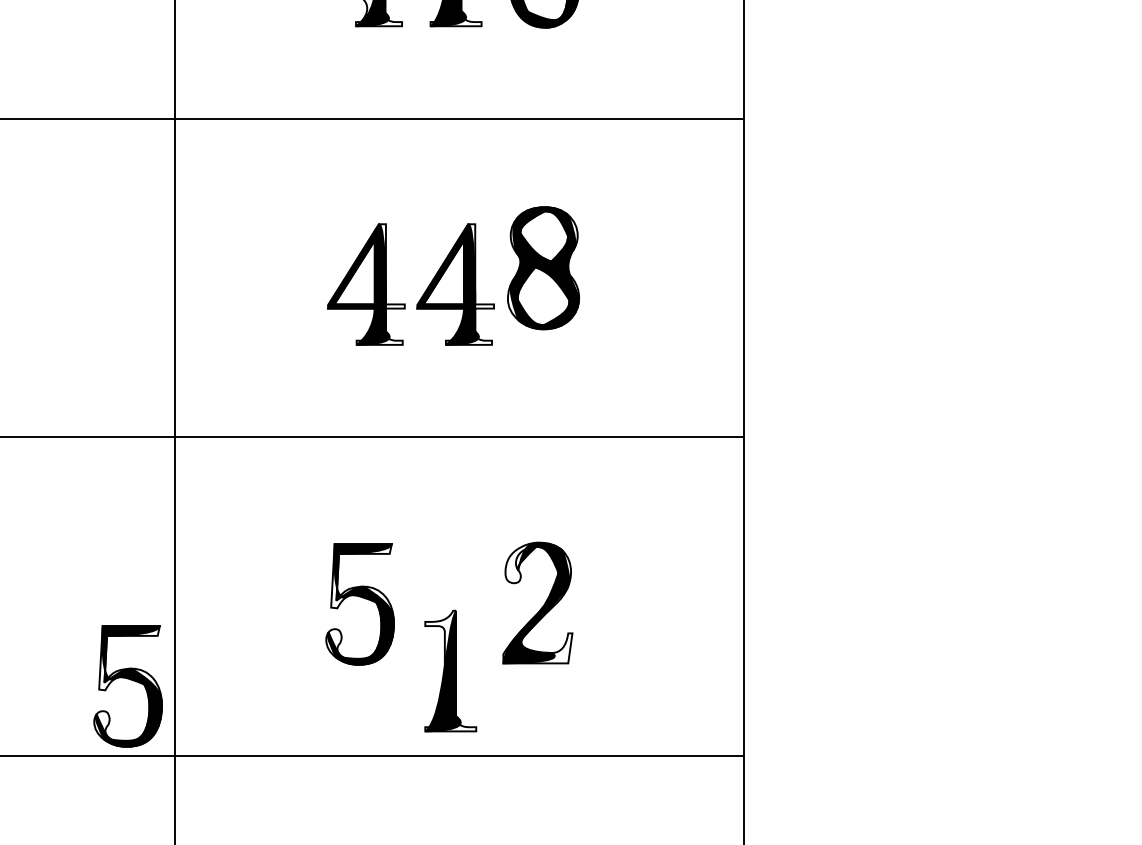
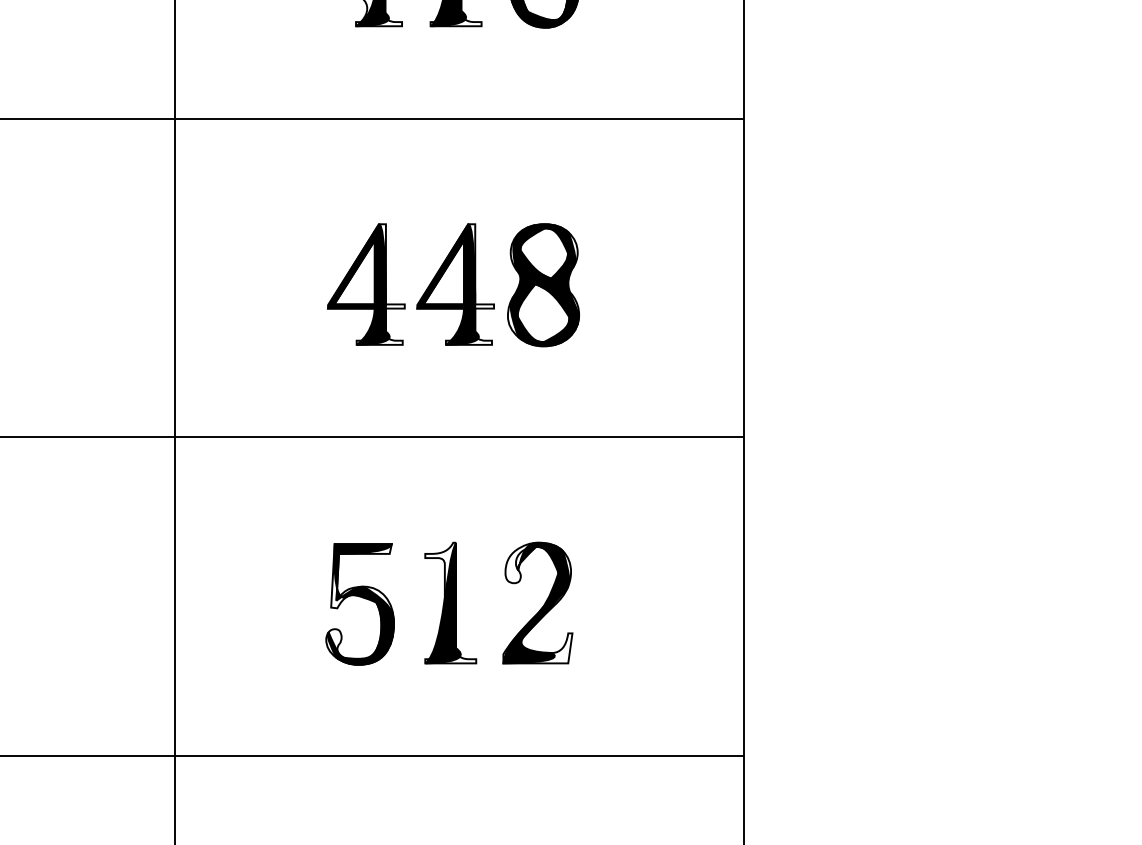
part position: (543, 268) -> (543, 285) (543, 285)
part position: (450, 670) -> (450, 602) (450, 602)
part: present -> none (130, 680)
